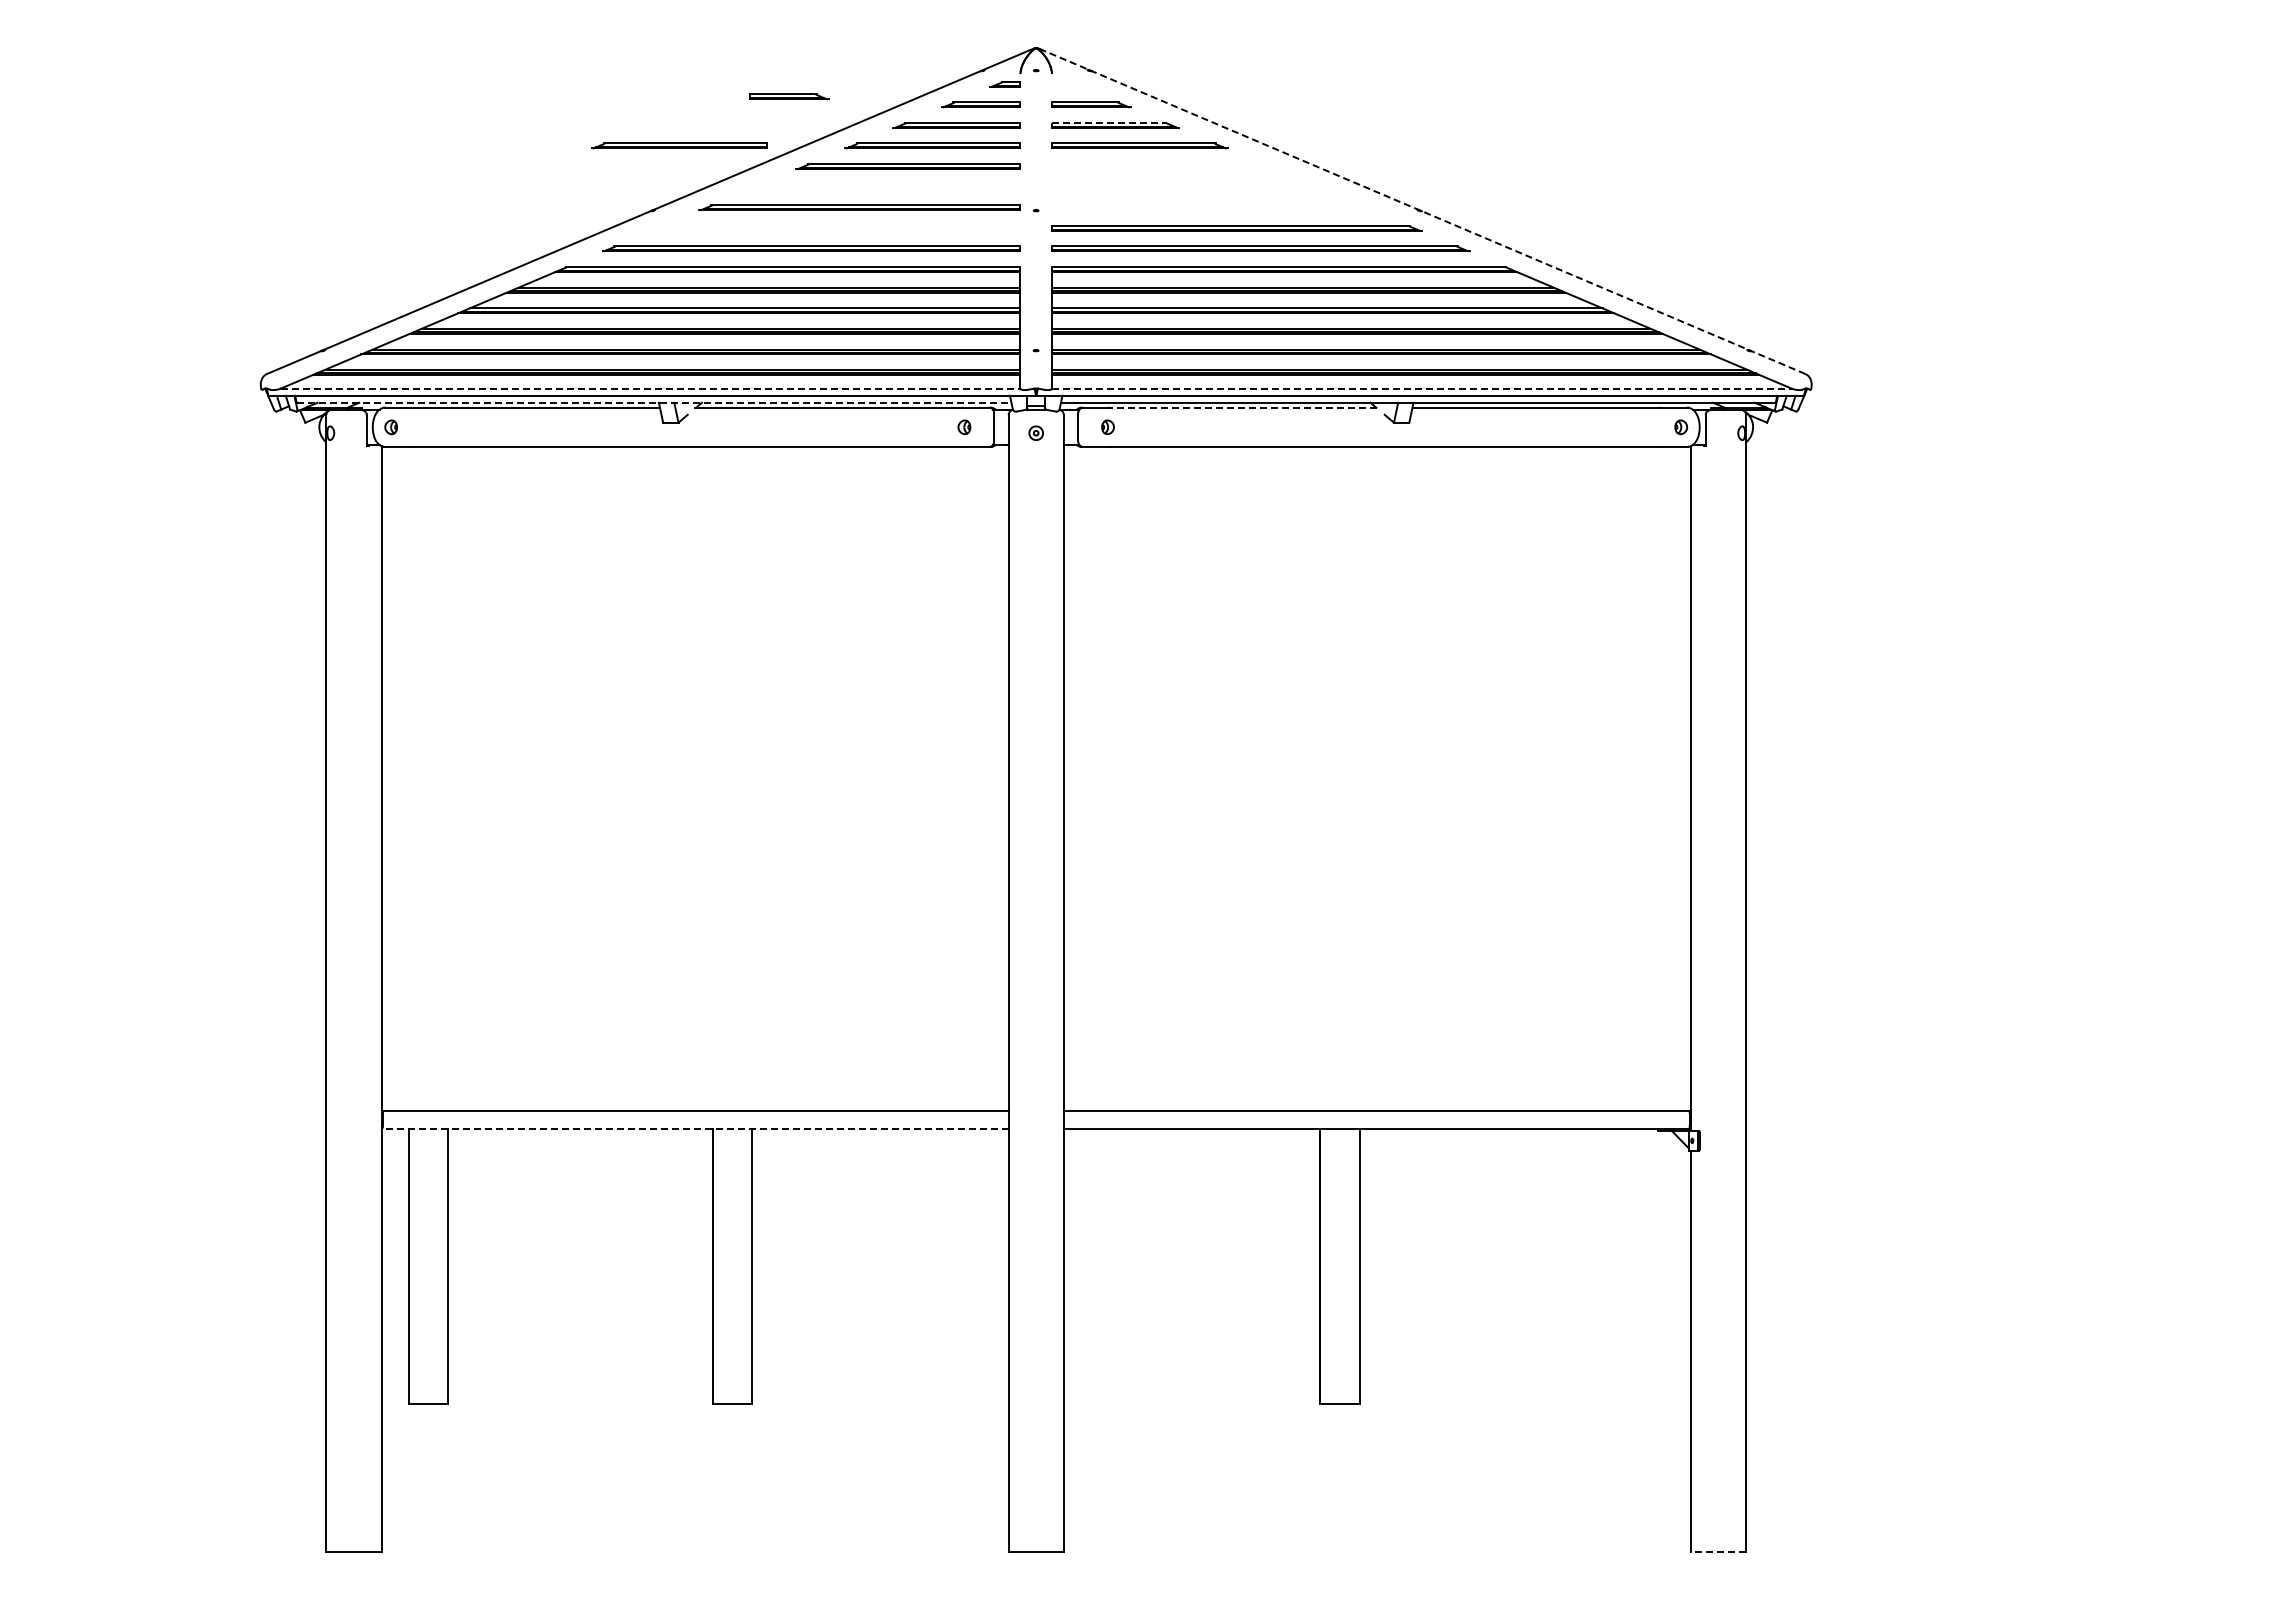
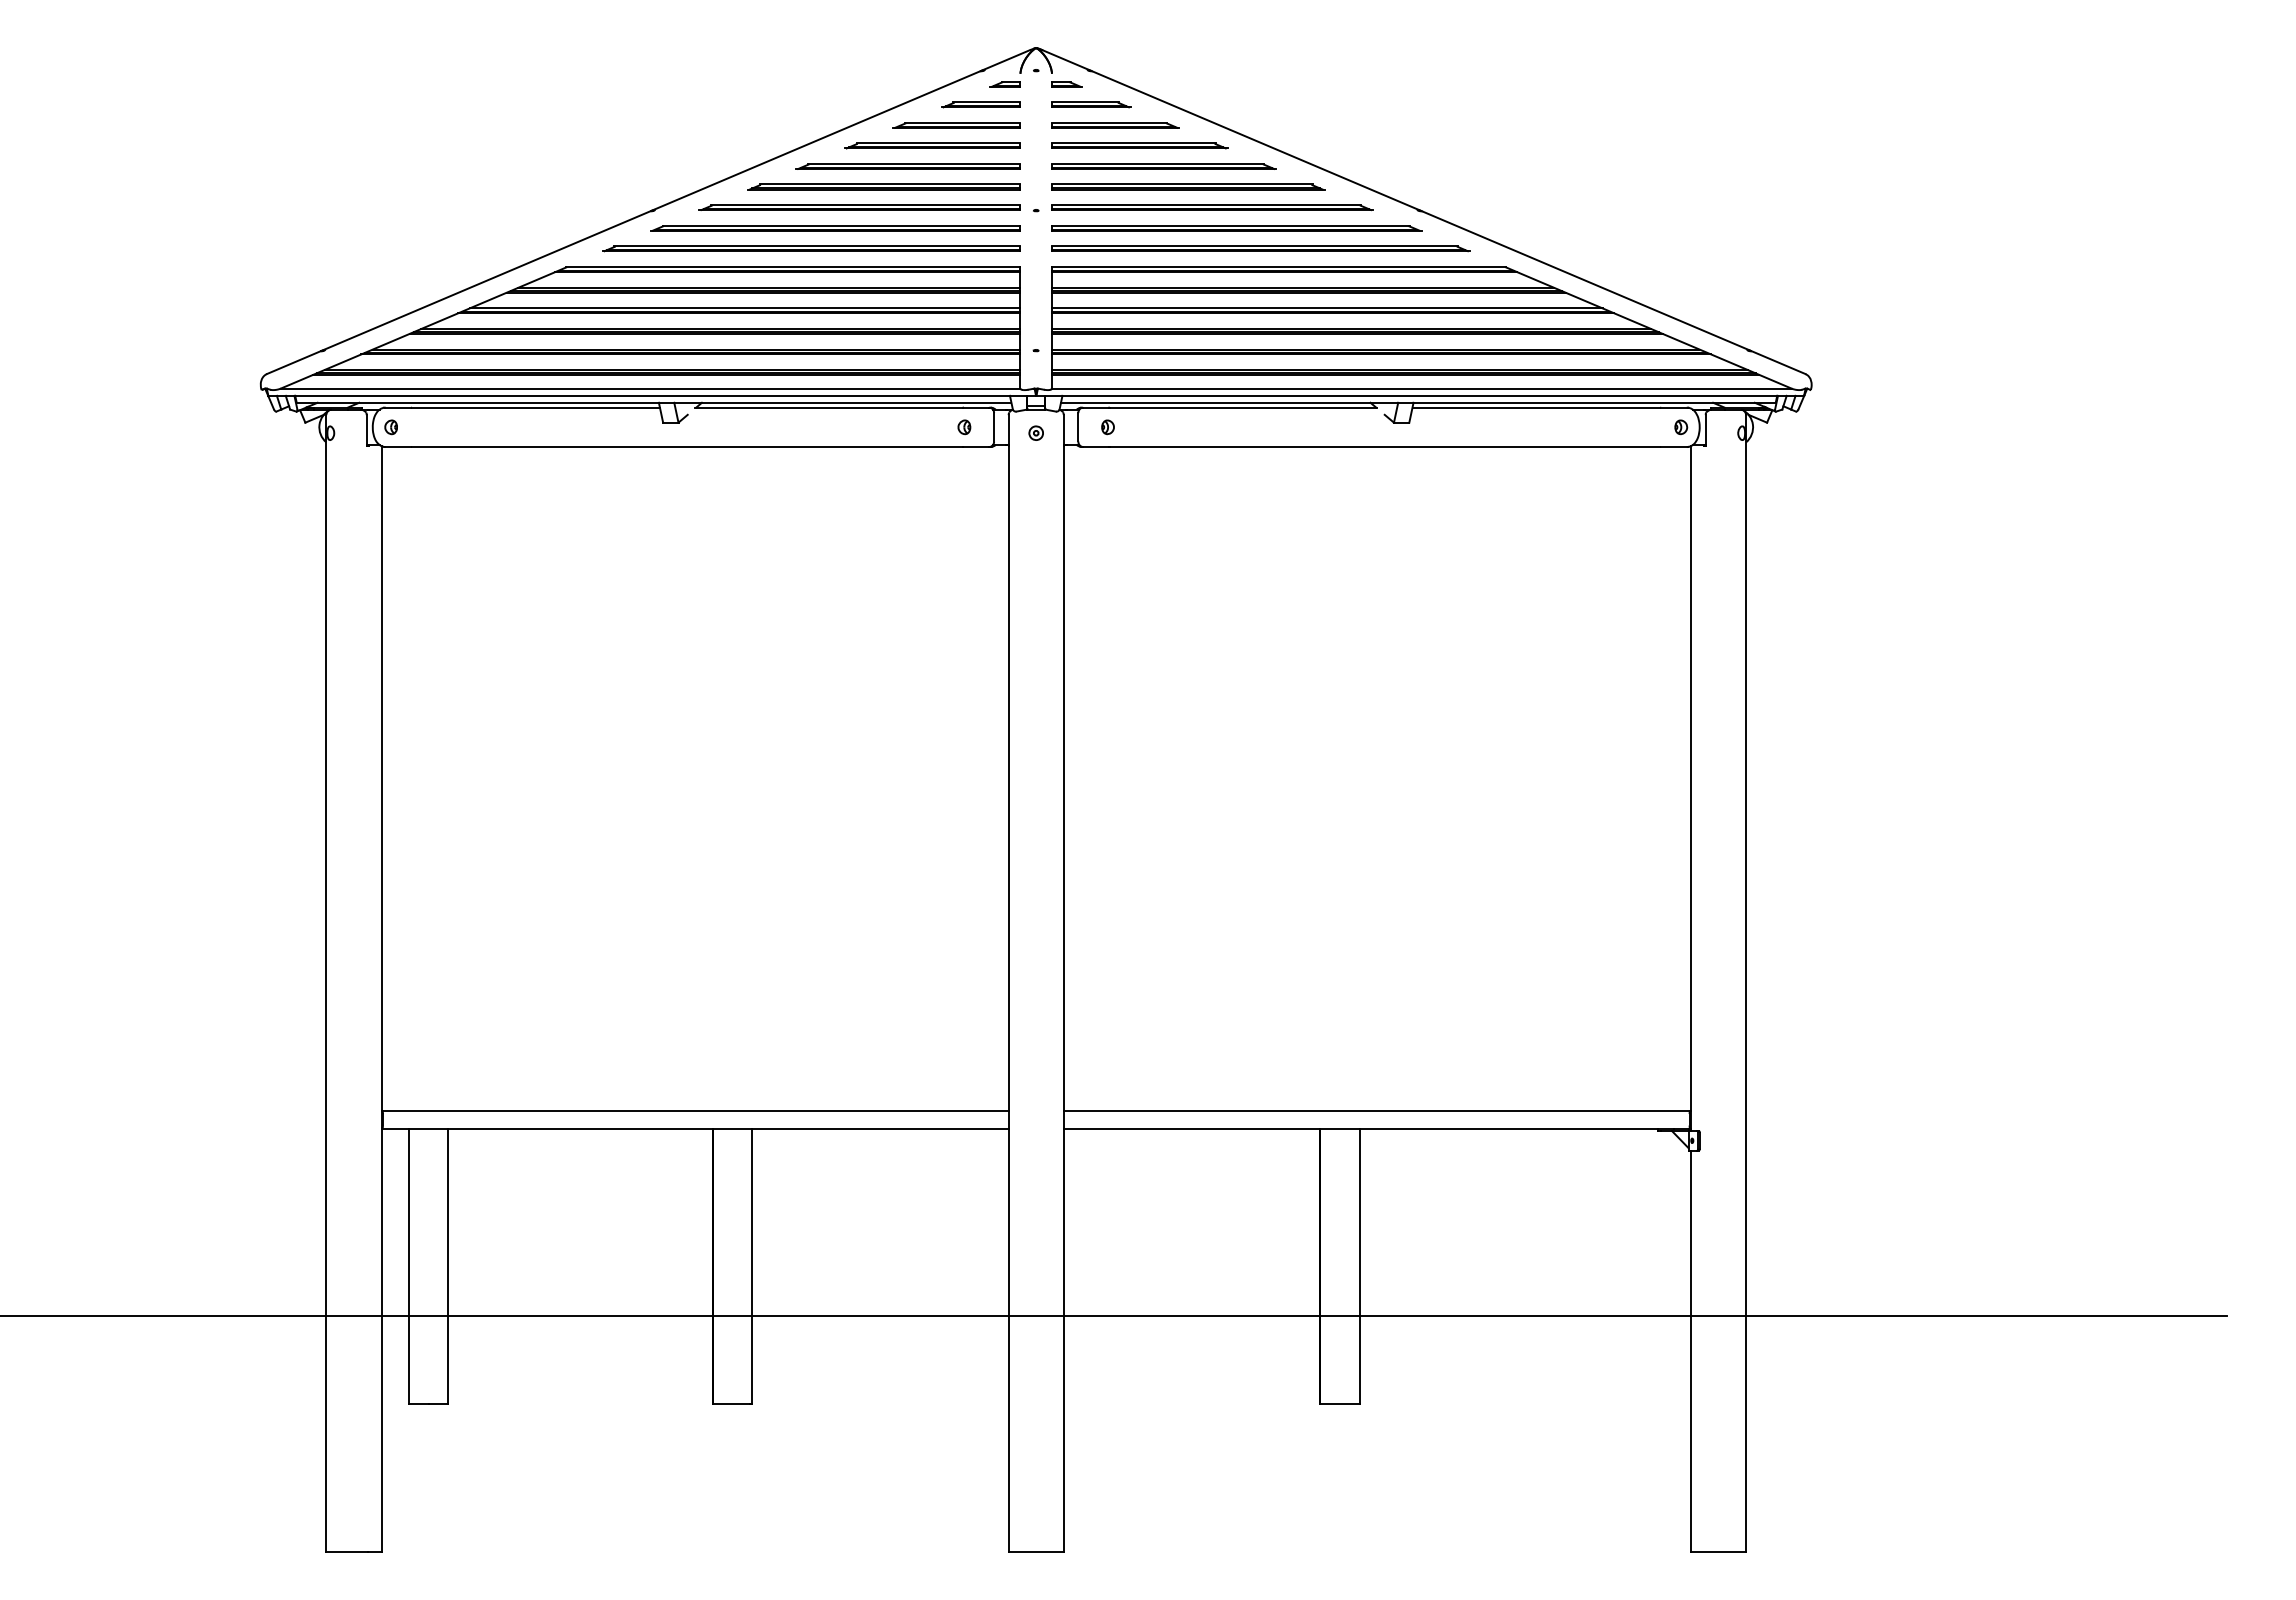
part: none -> present (1066, 84)
part: present -> none (789, 96)
line: dashed -> solid (1109, 122)
part: present -> none (679, 145)
part: none -> present (1163, 166)
part: none -> present (883, 186)
part: none -> present (1188, 186)
part: none -> present (1212, 207)
line: dashed -> solid (1423, 211)
part: none -> present (835, 228)
line: dashed -> solid (650, 388)
line: dashed -> solid (1421, 388)
line: dashed -> solid (654, 402)
line: dashed -> solid (1242, 407)
line: dashed -> solid (694, 1128)
line: none -> present (1114, 1315)
line: dashed -> solid (1718, 1552)
